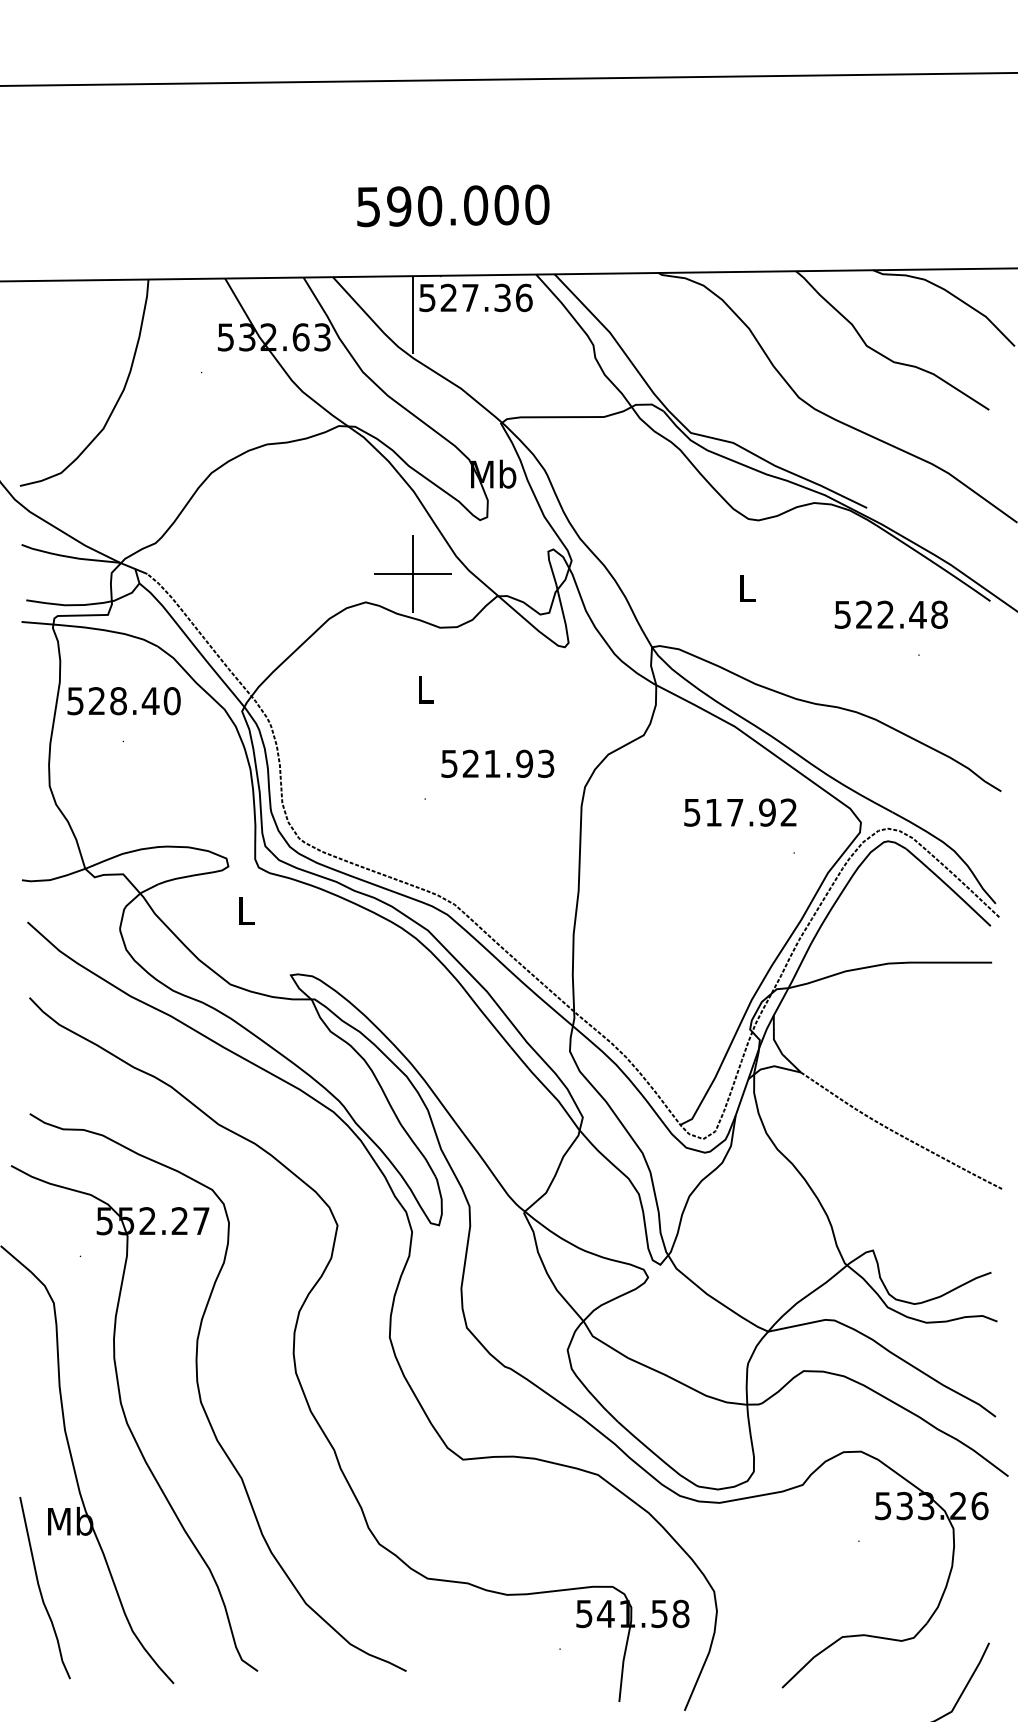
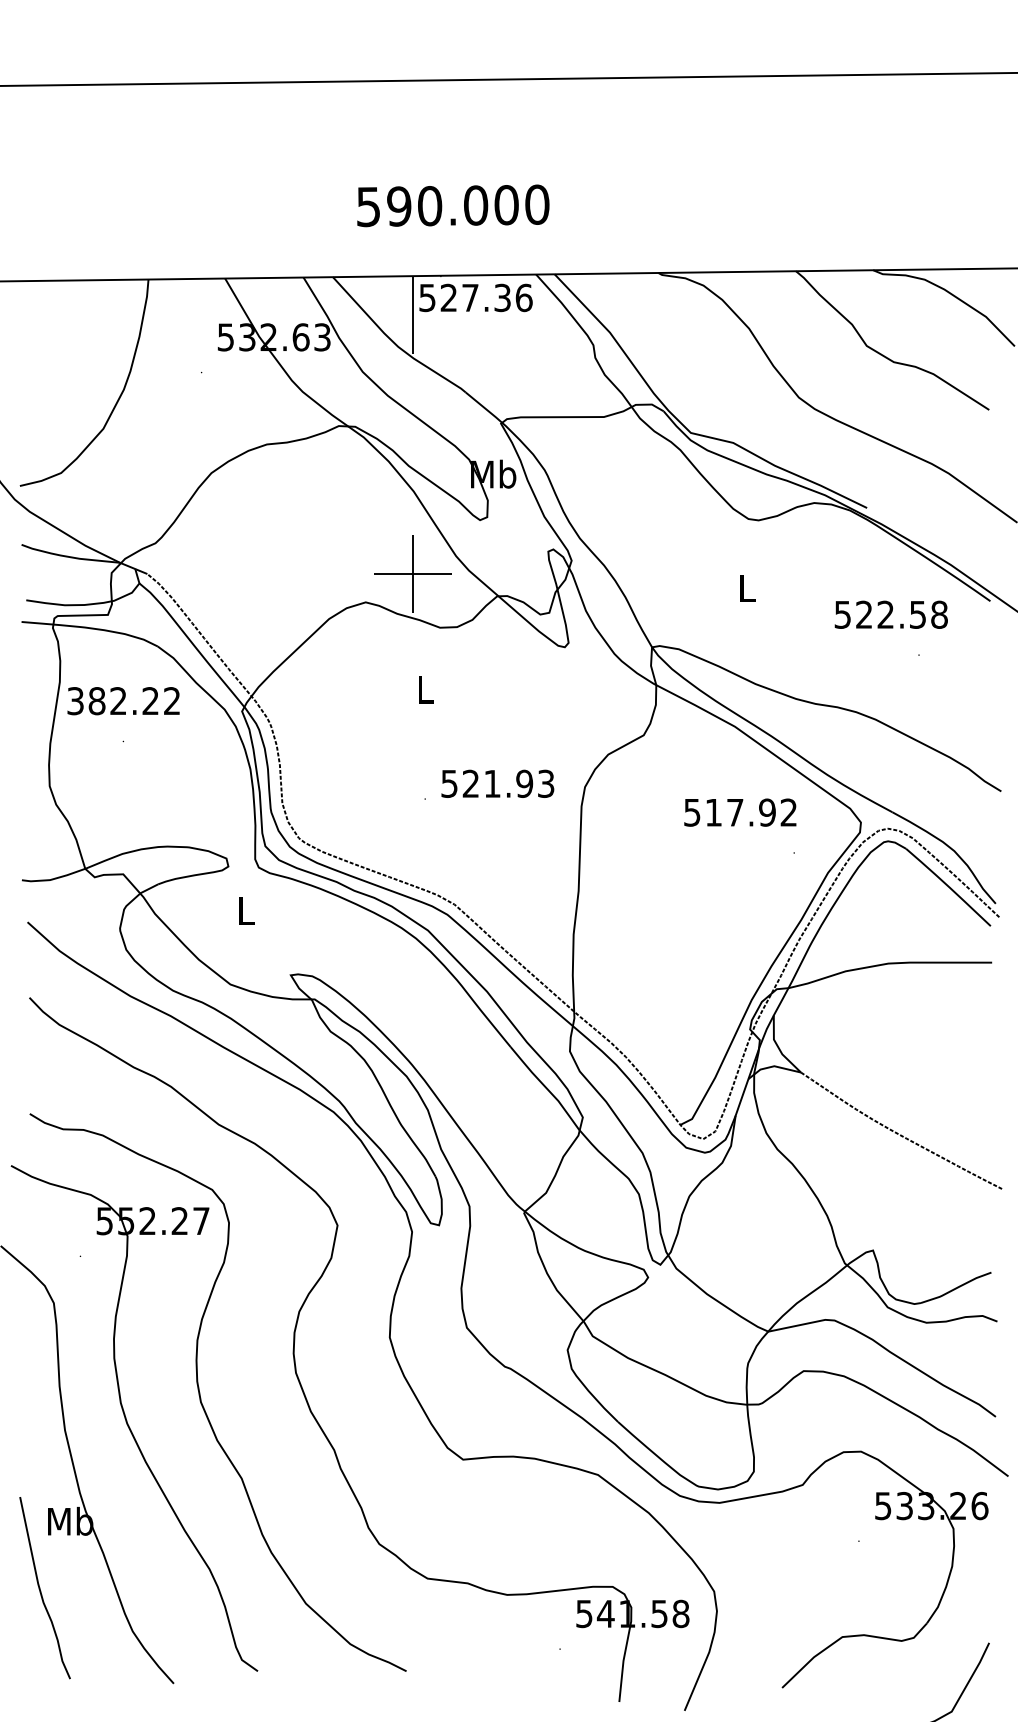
text: 522.48 -> 522.58 (917, 614)
text: 528.40 -> 382.22 (124, 701)
text position: (497, 763) -> (497, 783) (497, 783)
